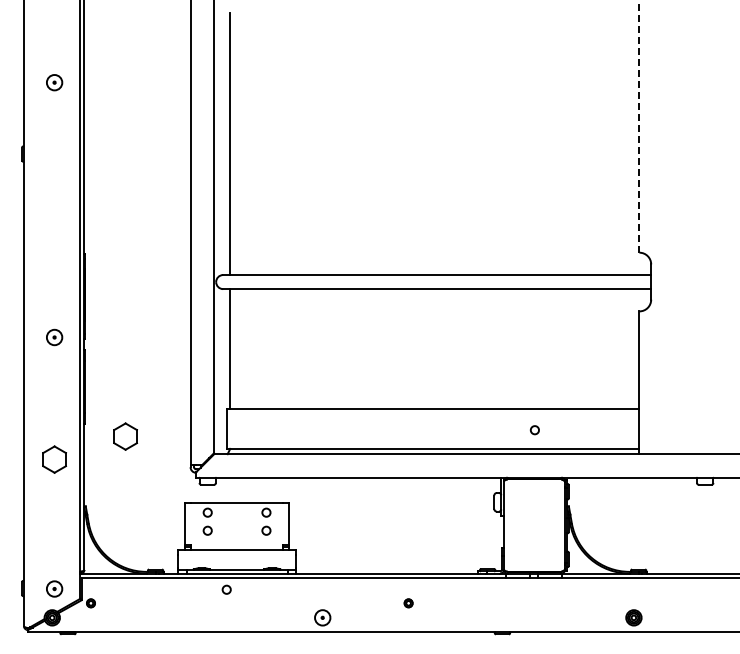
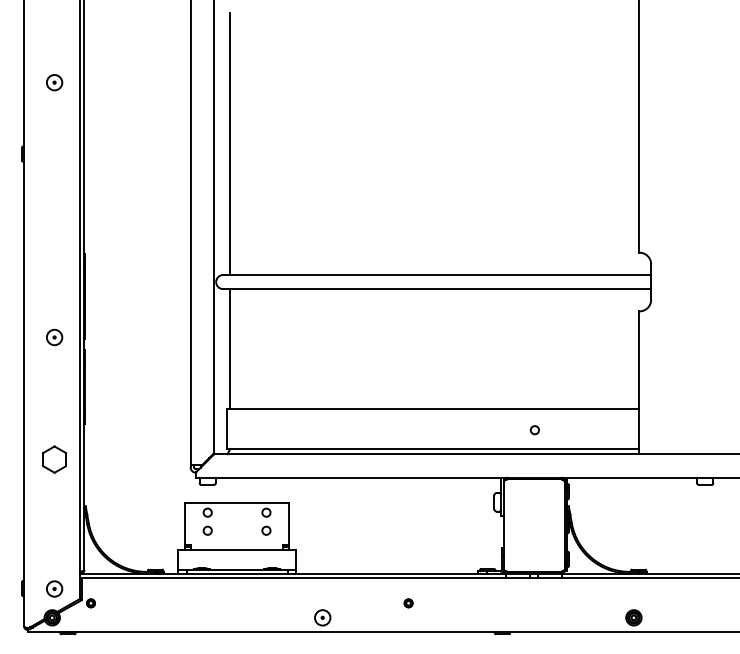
line: dashed -> solid (639, 125)
part: present -> none (125, 436)
circle: present -> none (226, 589)
